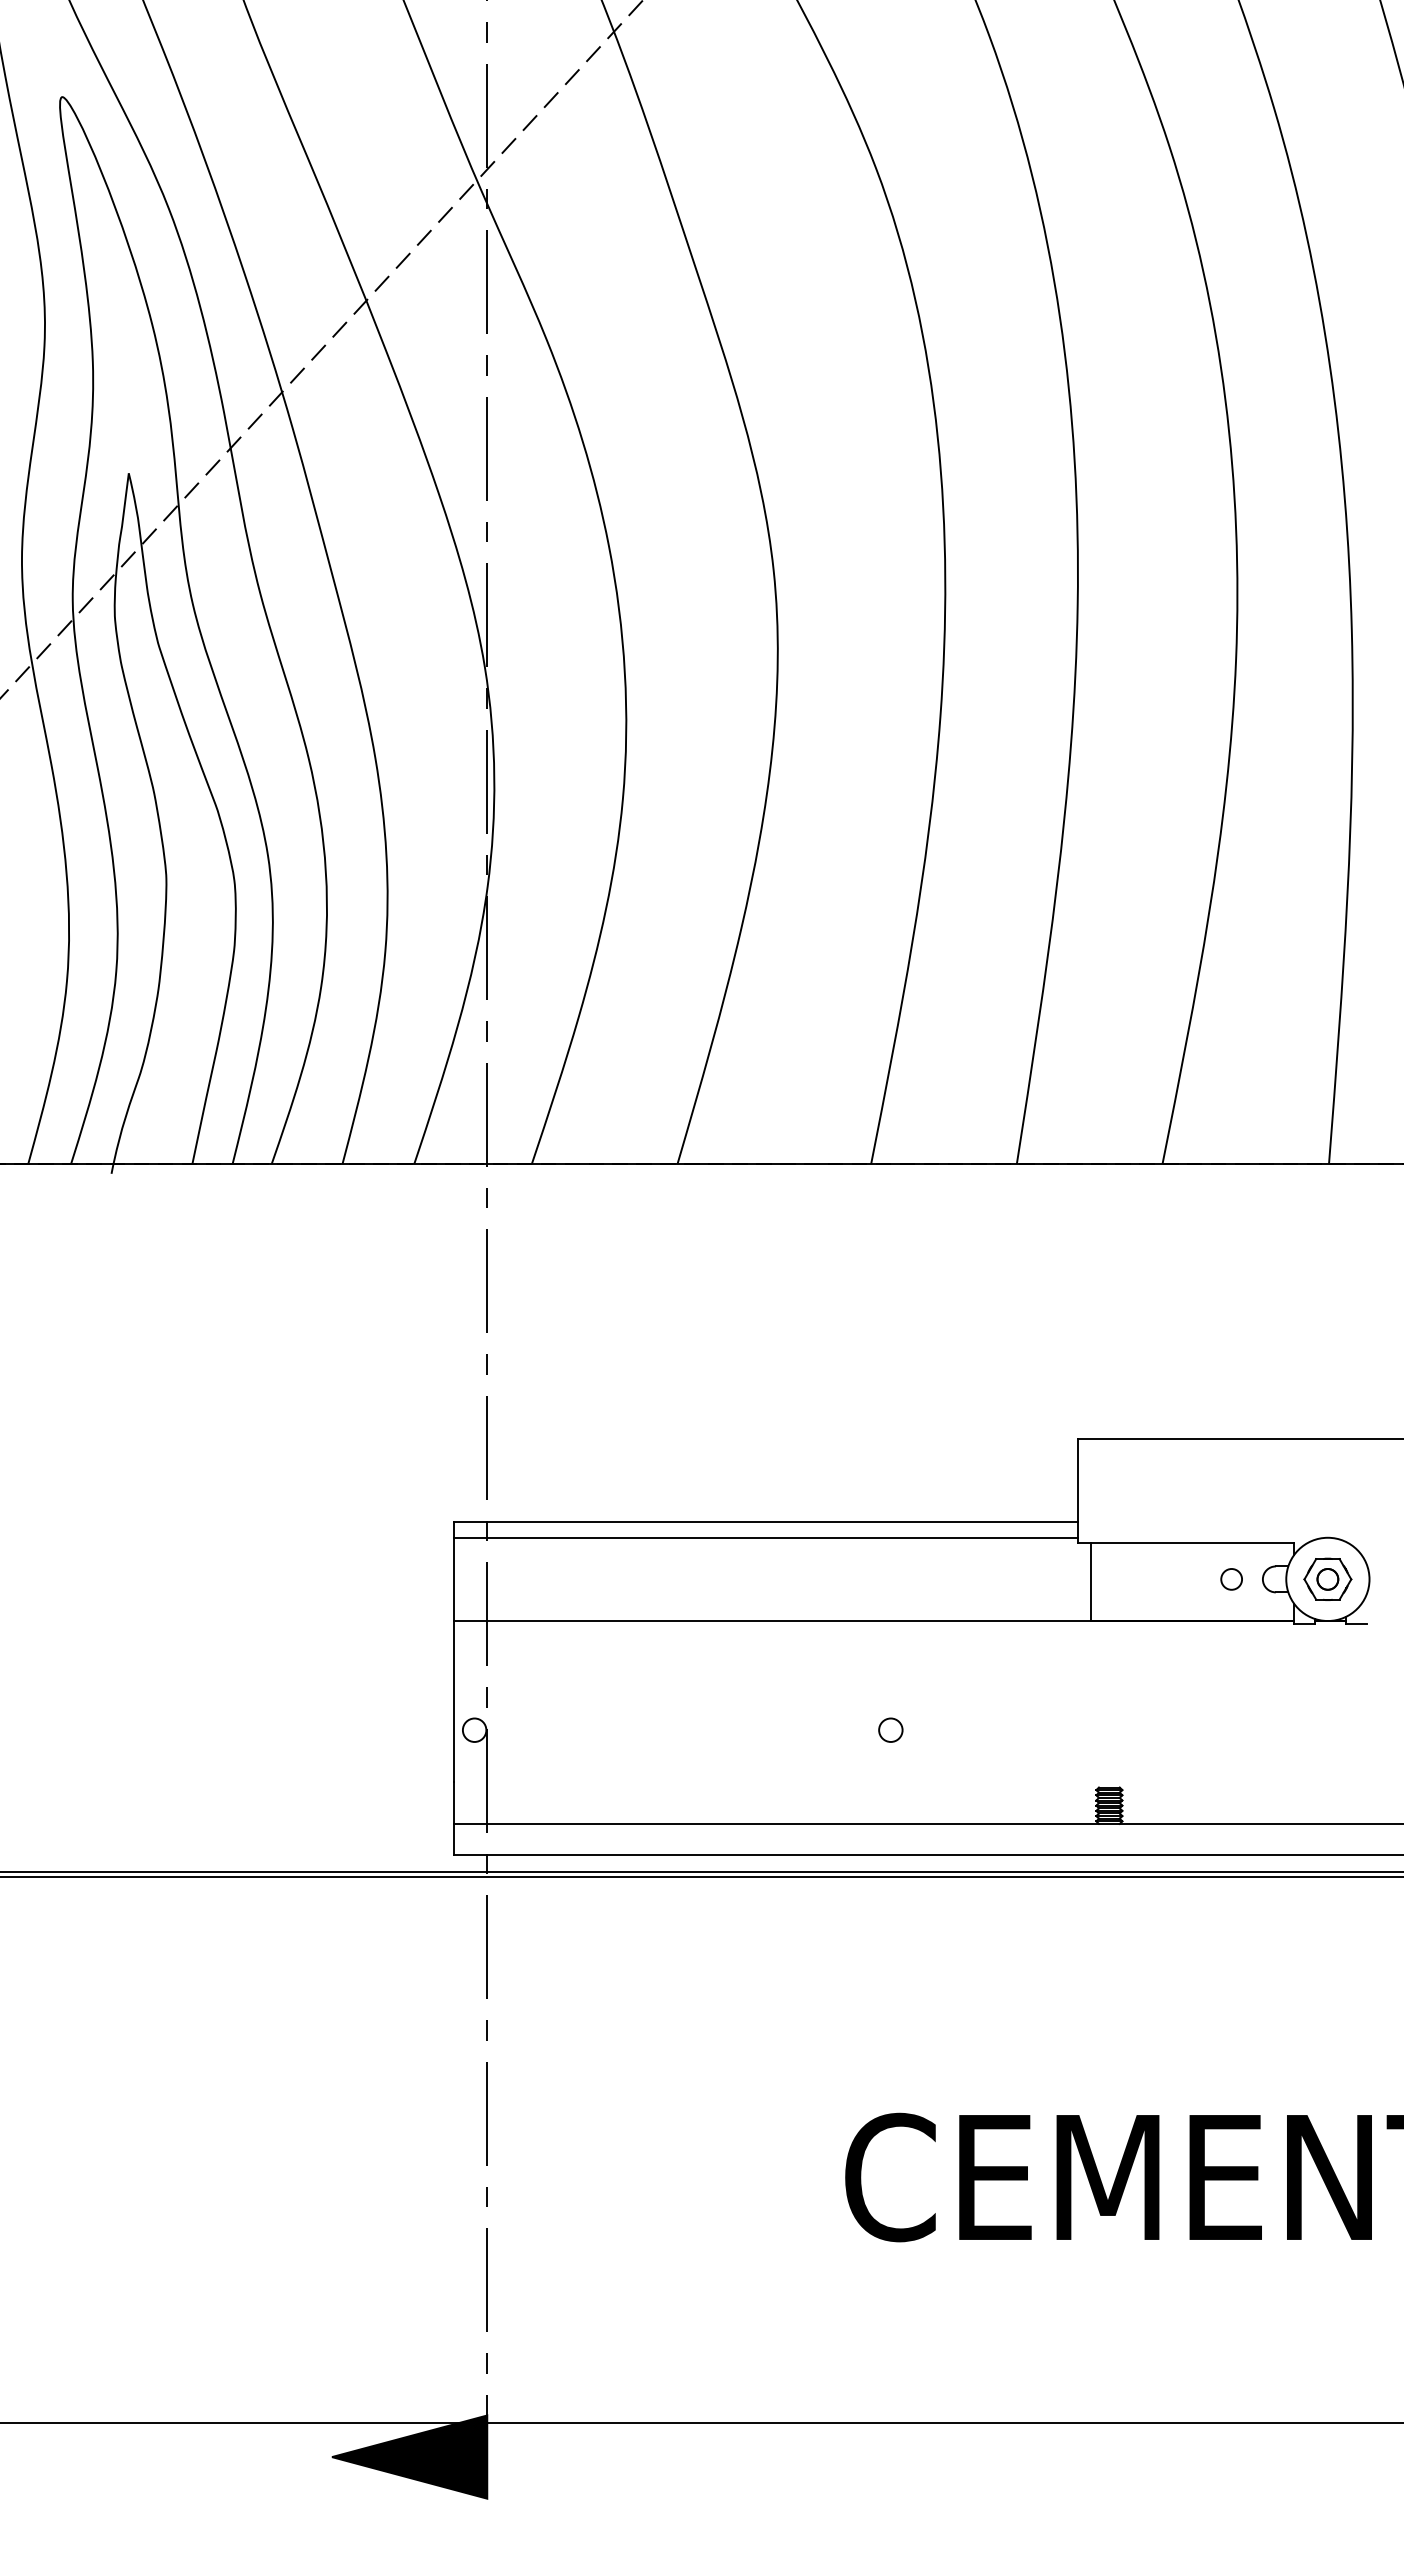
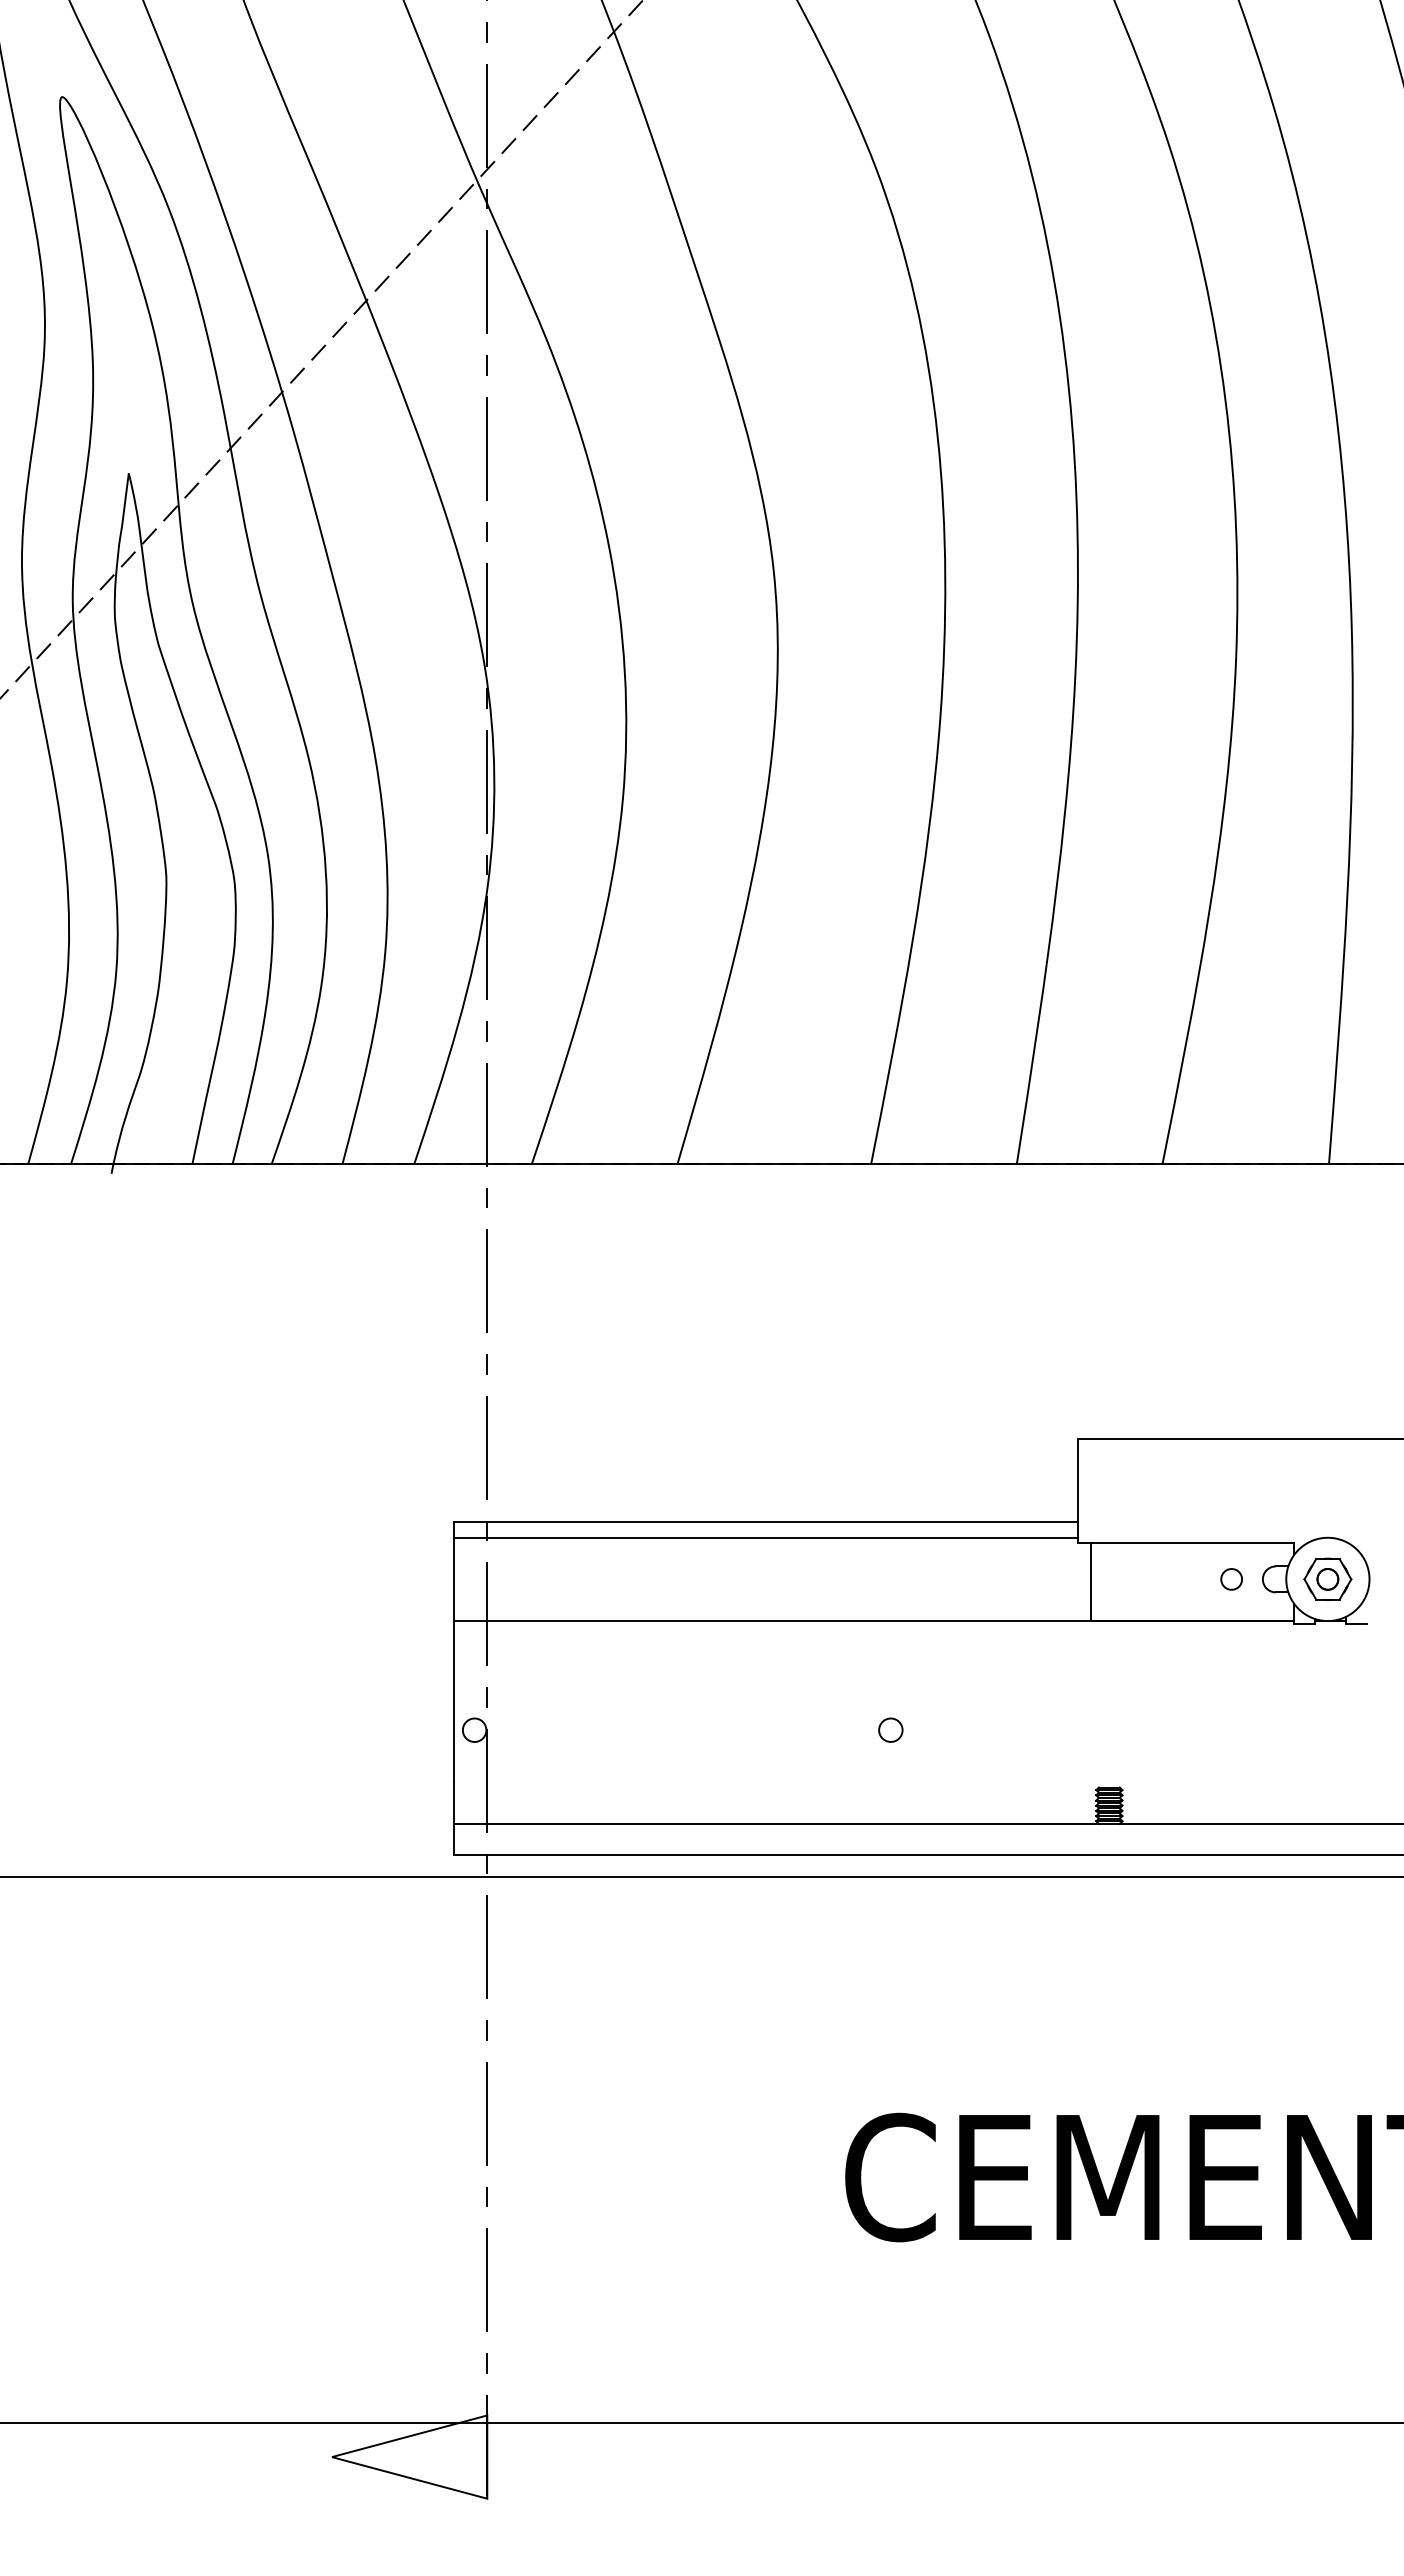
line: present -> none (701, 1871)
fill: present -> none (409, 2456)
